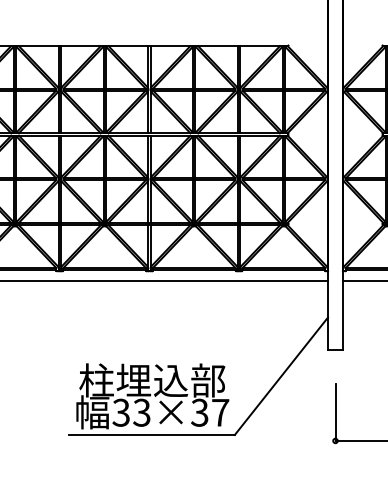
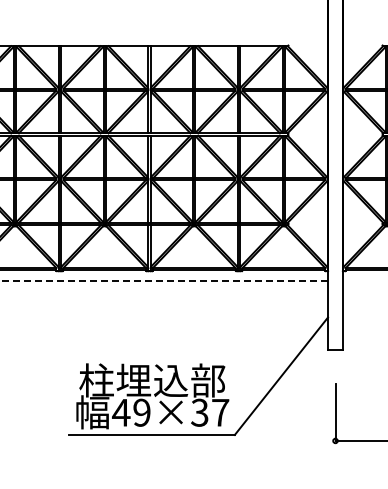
line: solid -> dashed (164, 281)
line: present -> none (363, 281)
text: 33×37 -> 49×37 (131, 412)
